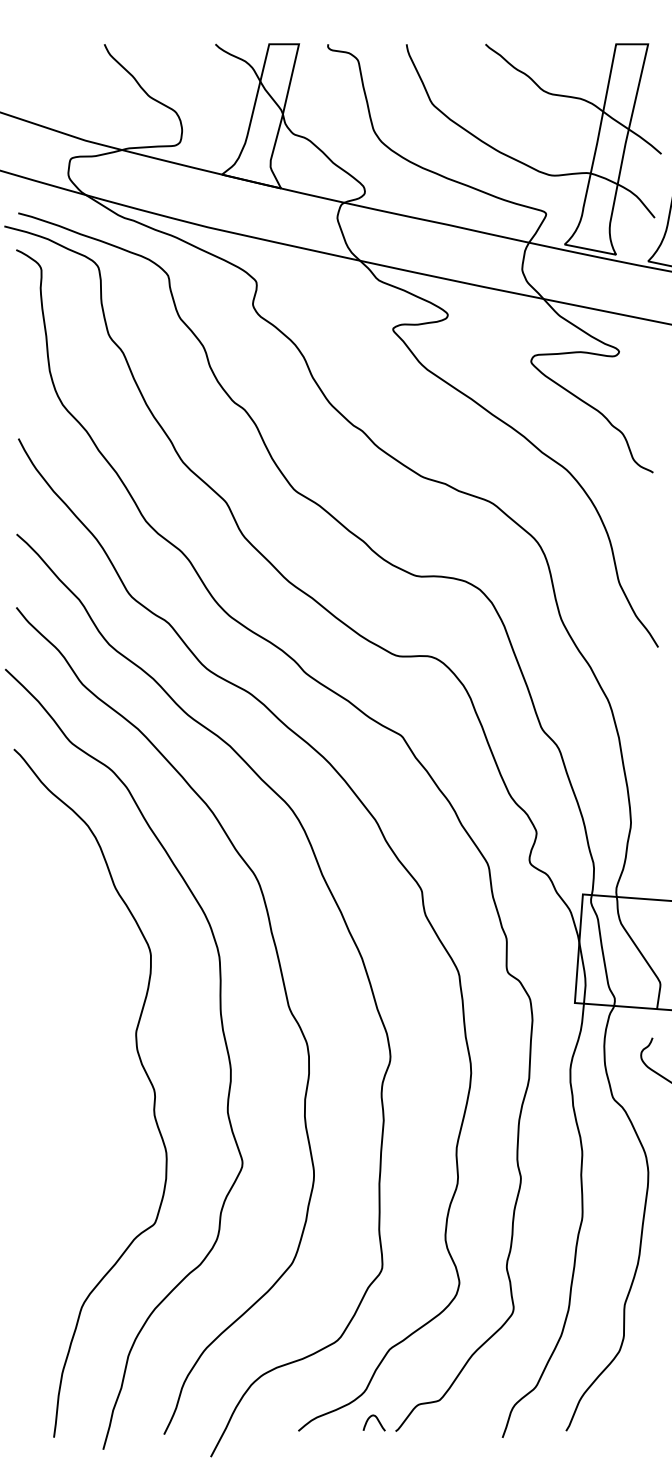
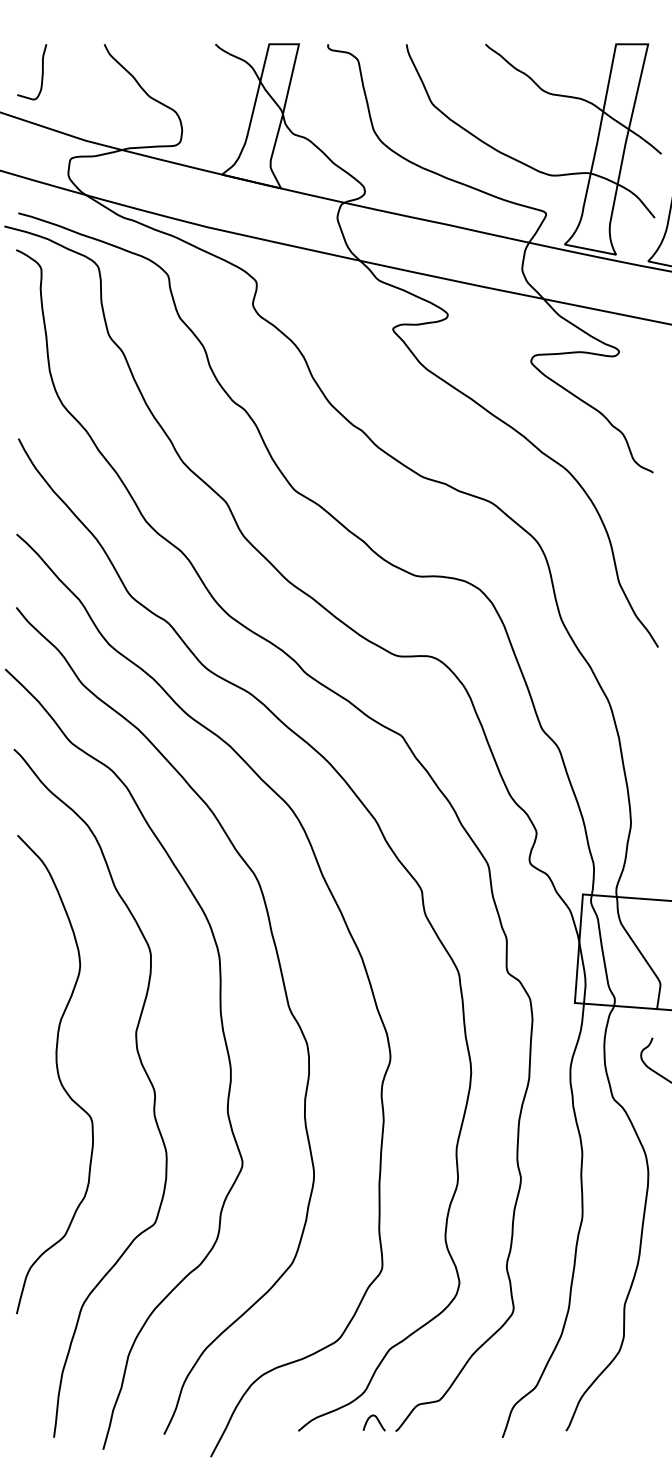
curve: none -> present (41, 73)
curve: none -> present (57, 1074)
